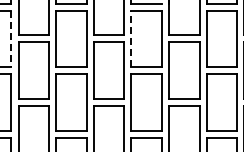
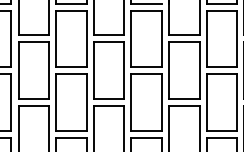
line: dashed -> solid (131, 38)
line: dashed -> solid (11, 39)
